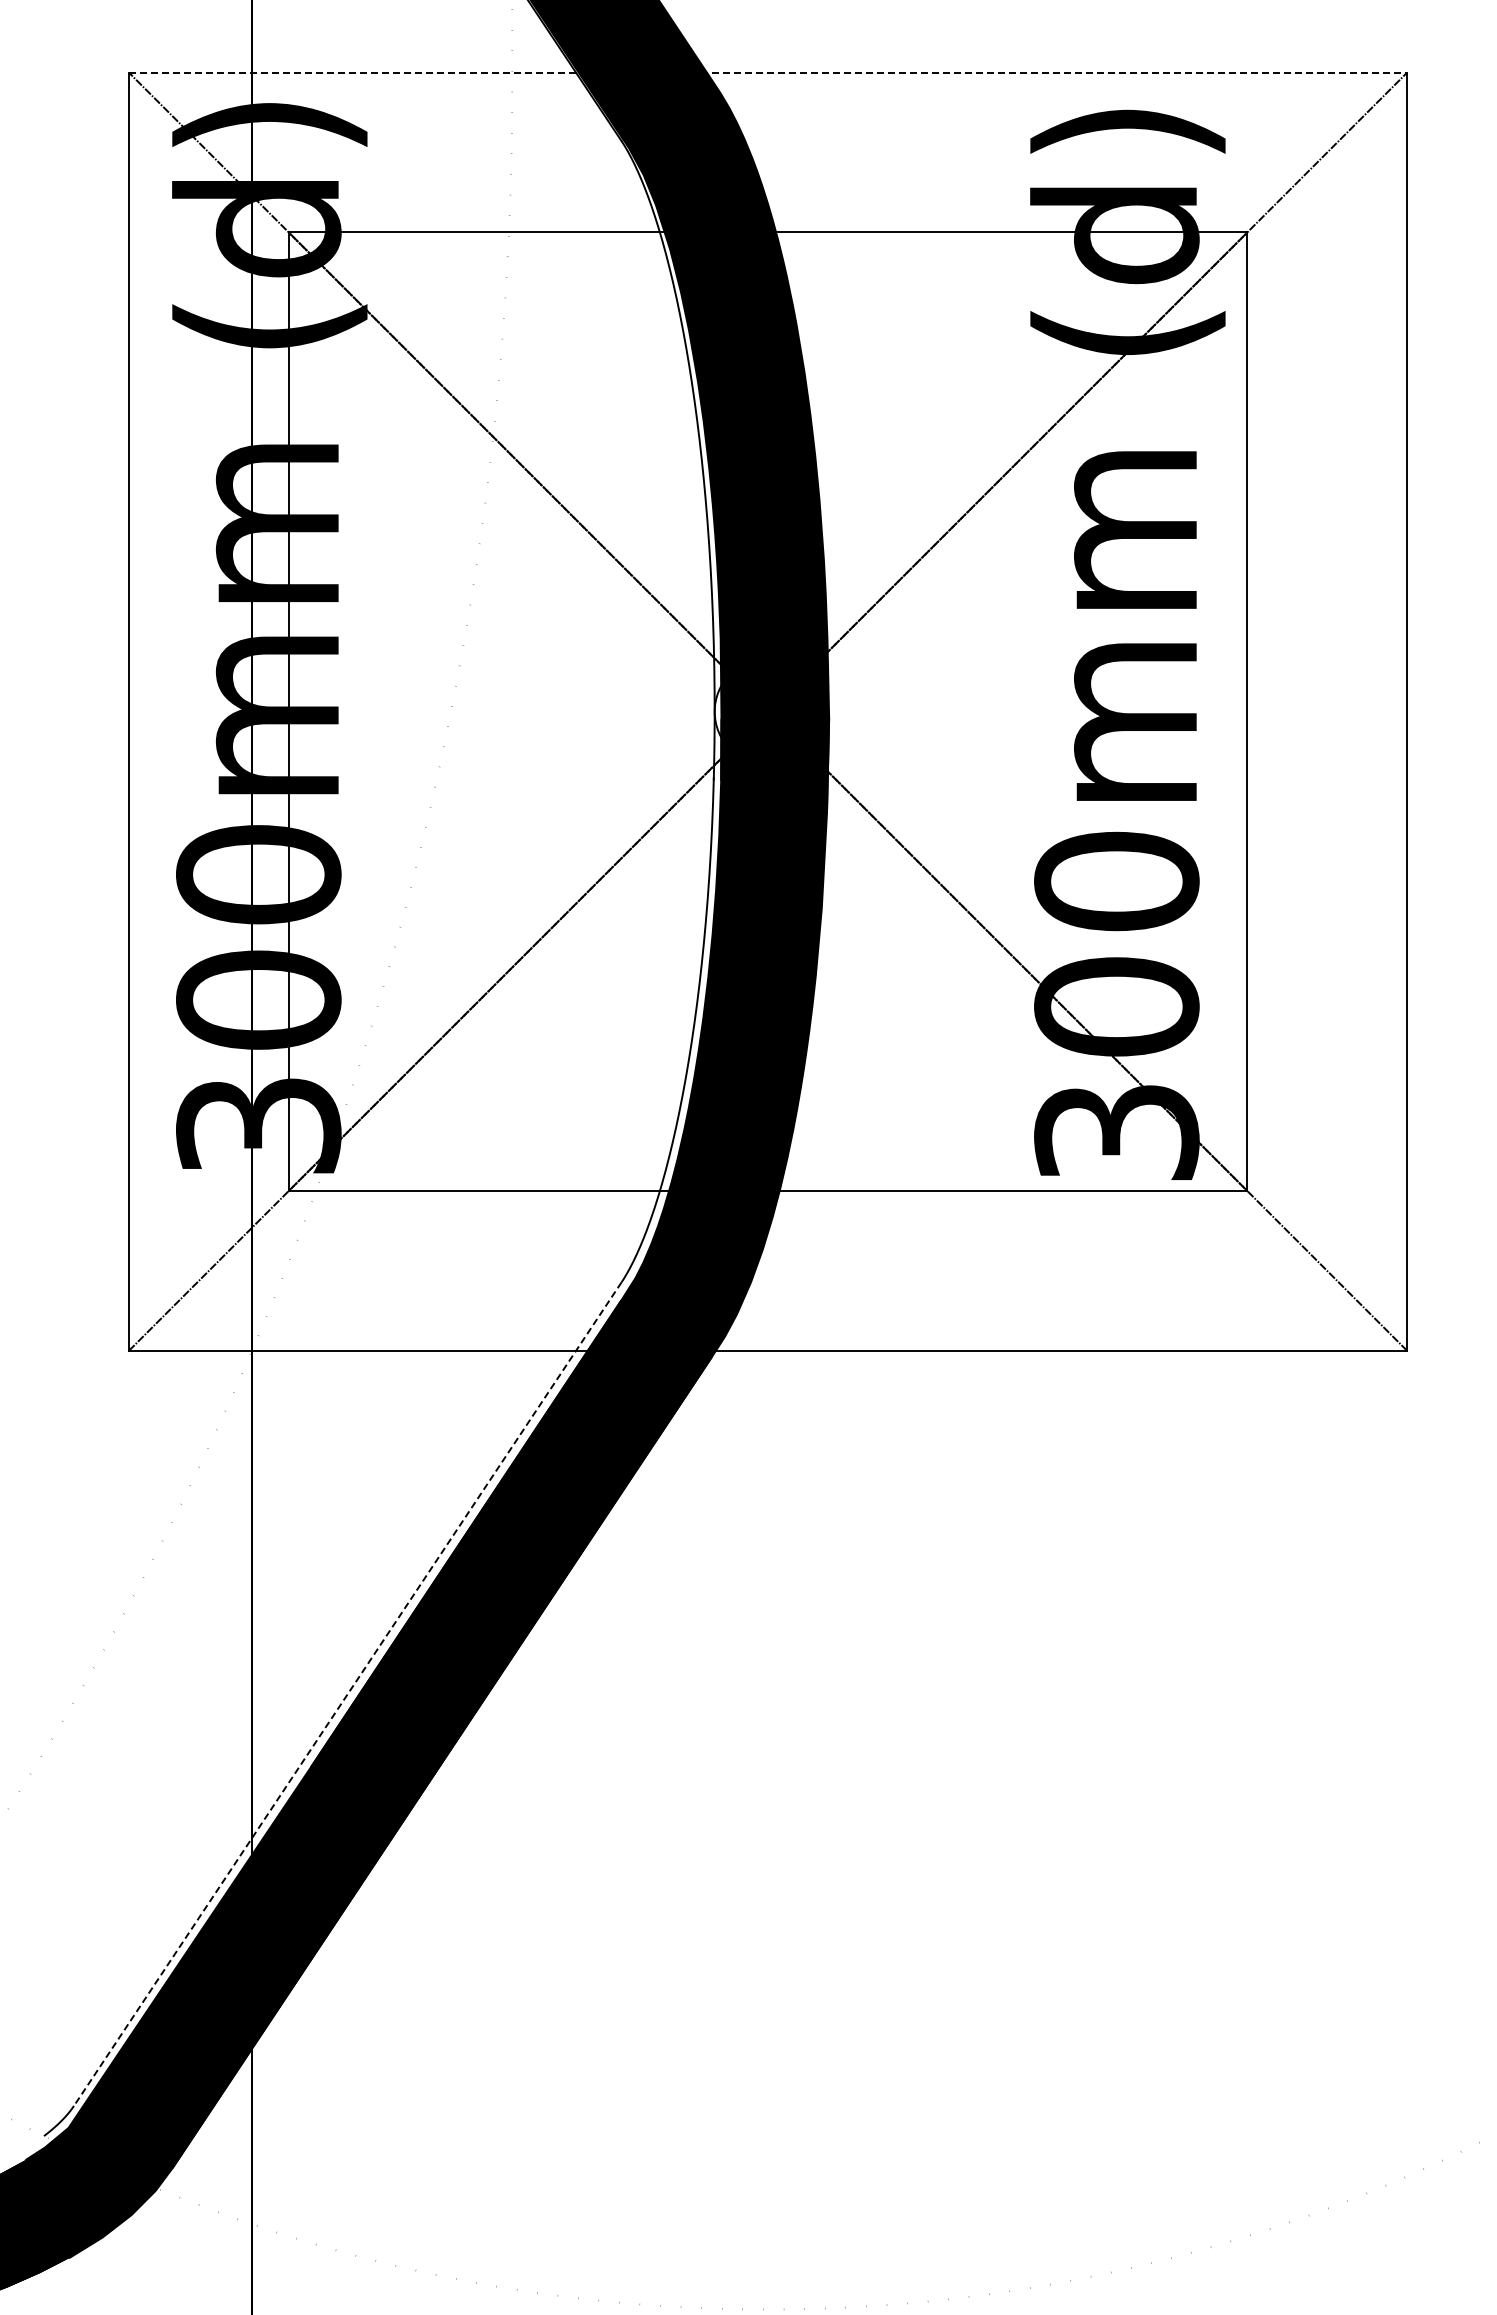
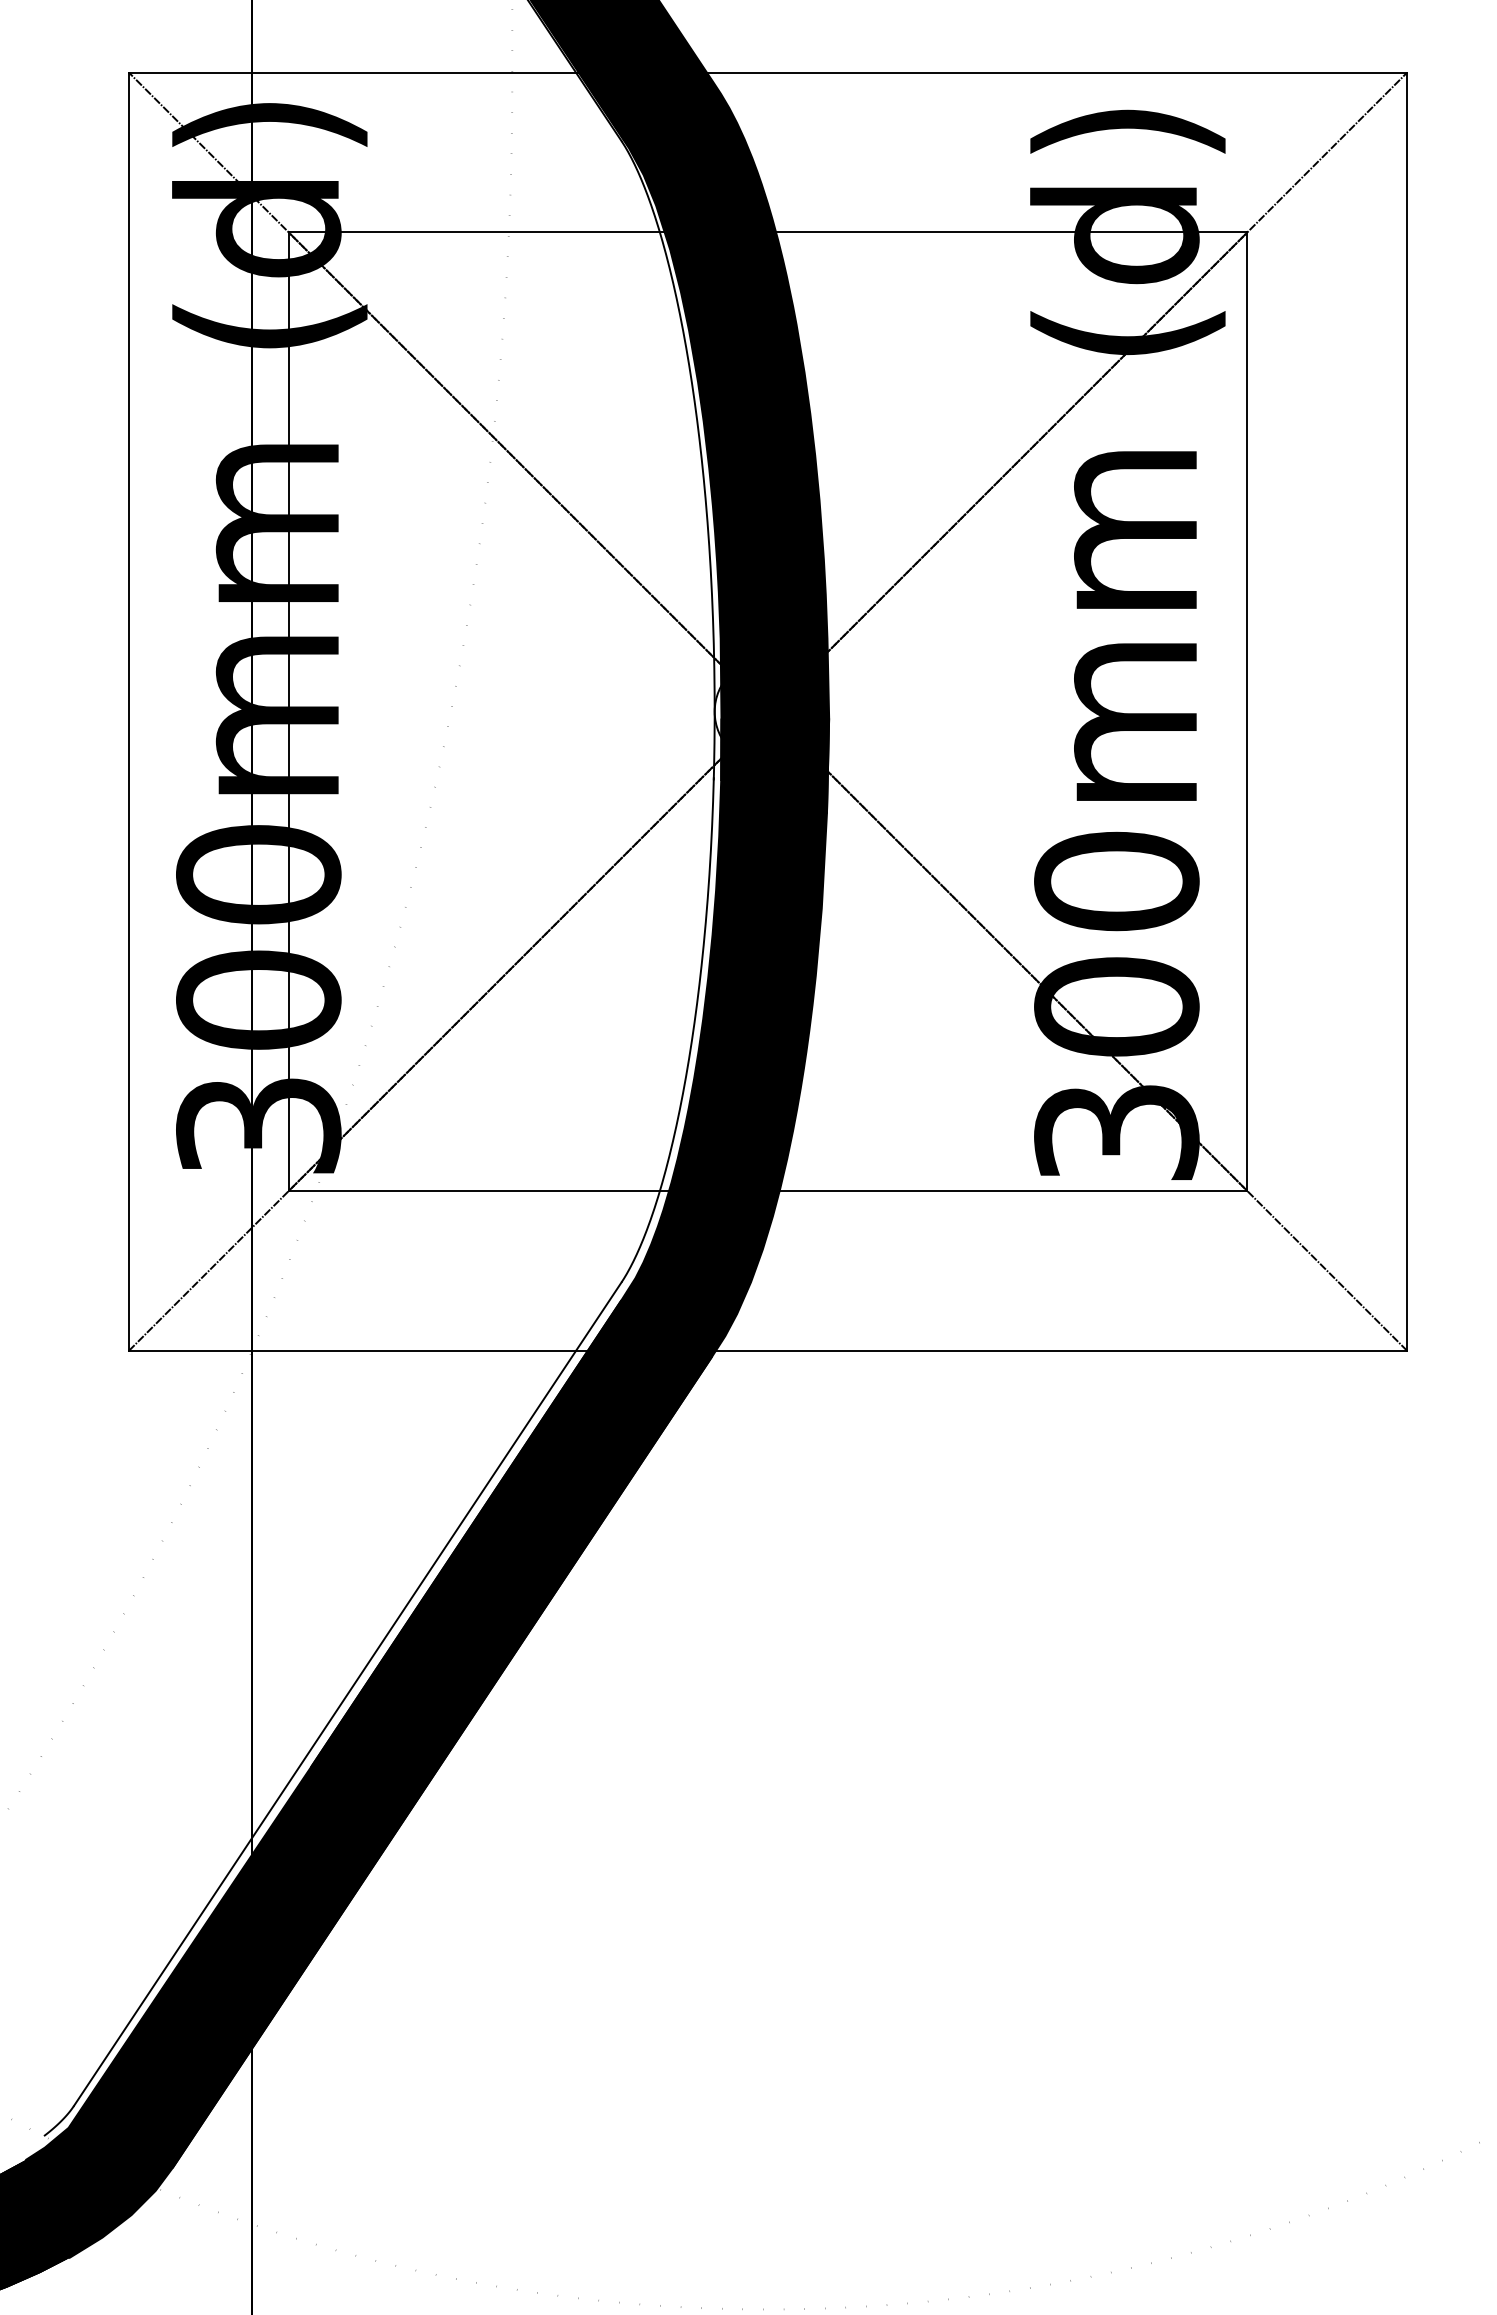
line: dashed -> solid (768, 72)
line: dashed -> solid (347, 1694)
